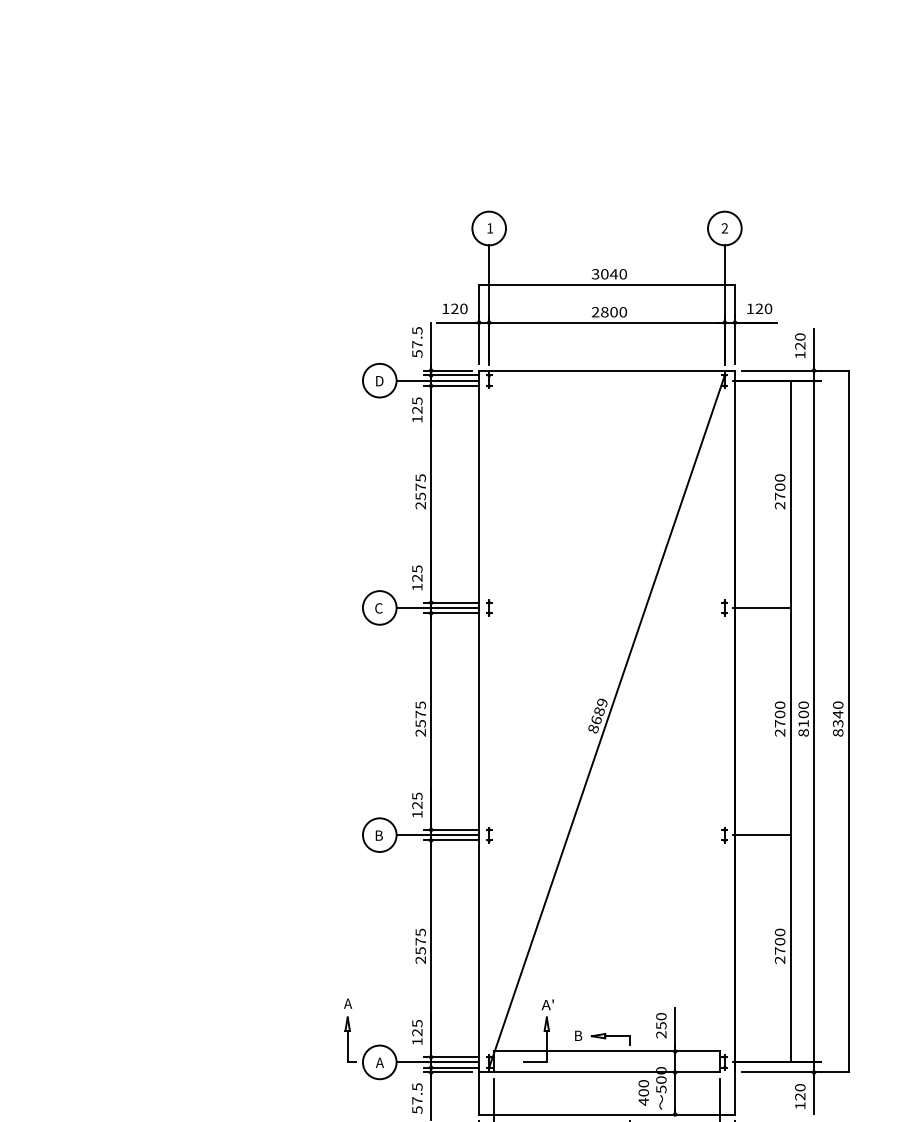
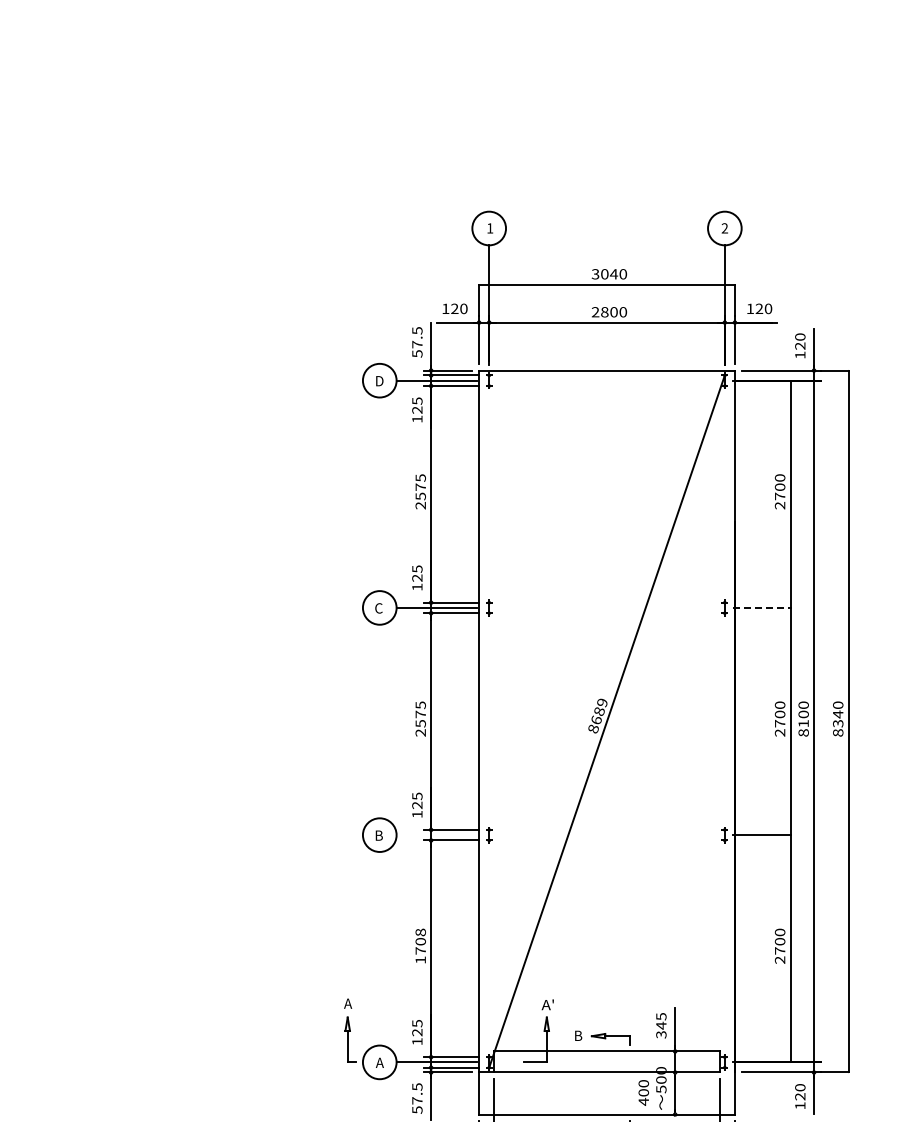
line: solid -> dashed (761, 607)
line: present -> none (436, 835)
text: 2575 -> 1708 (420, 945)
text: 250 -> 345 (661, 1025)
